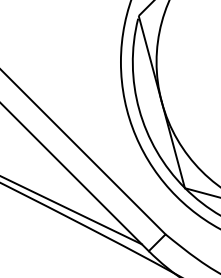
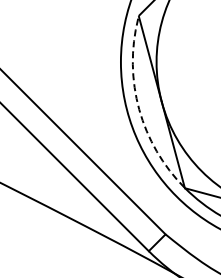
arc: solid -> dashed (139, 109)
line: present -> none (71, 210)
